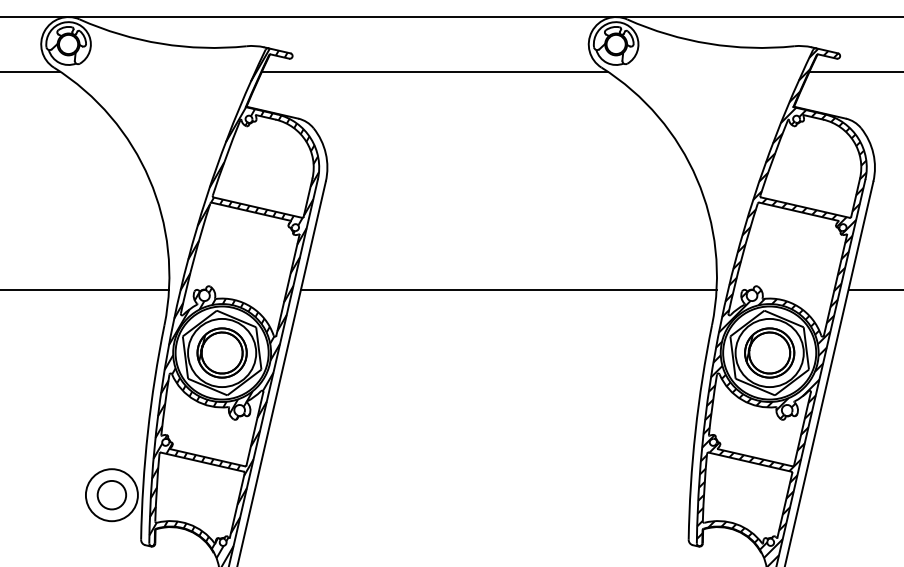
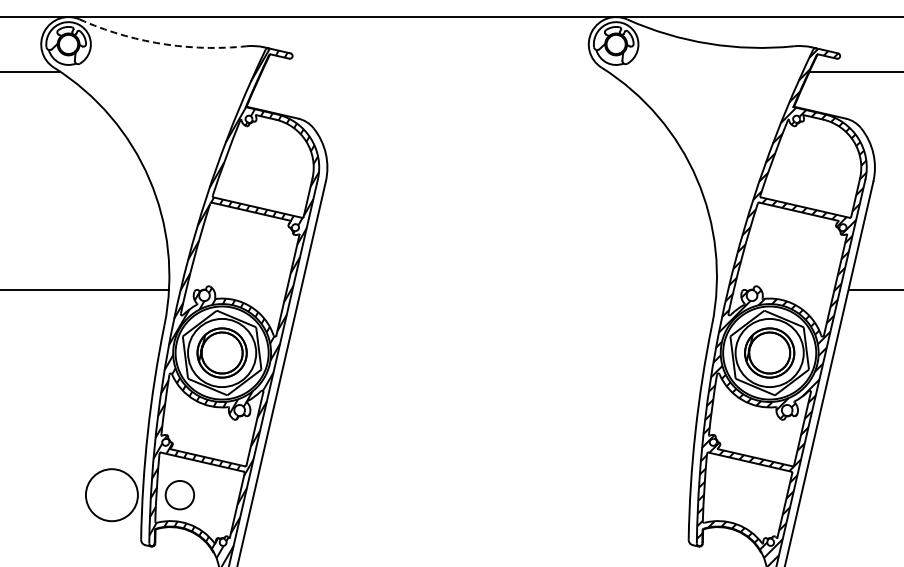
arc: solid -> dashed (161, 43)
line: present -> none (434, 71)
line: present -> none (508, 289)
circle position: (111, 495) -> (179, 495) (179, 495)
